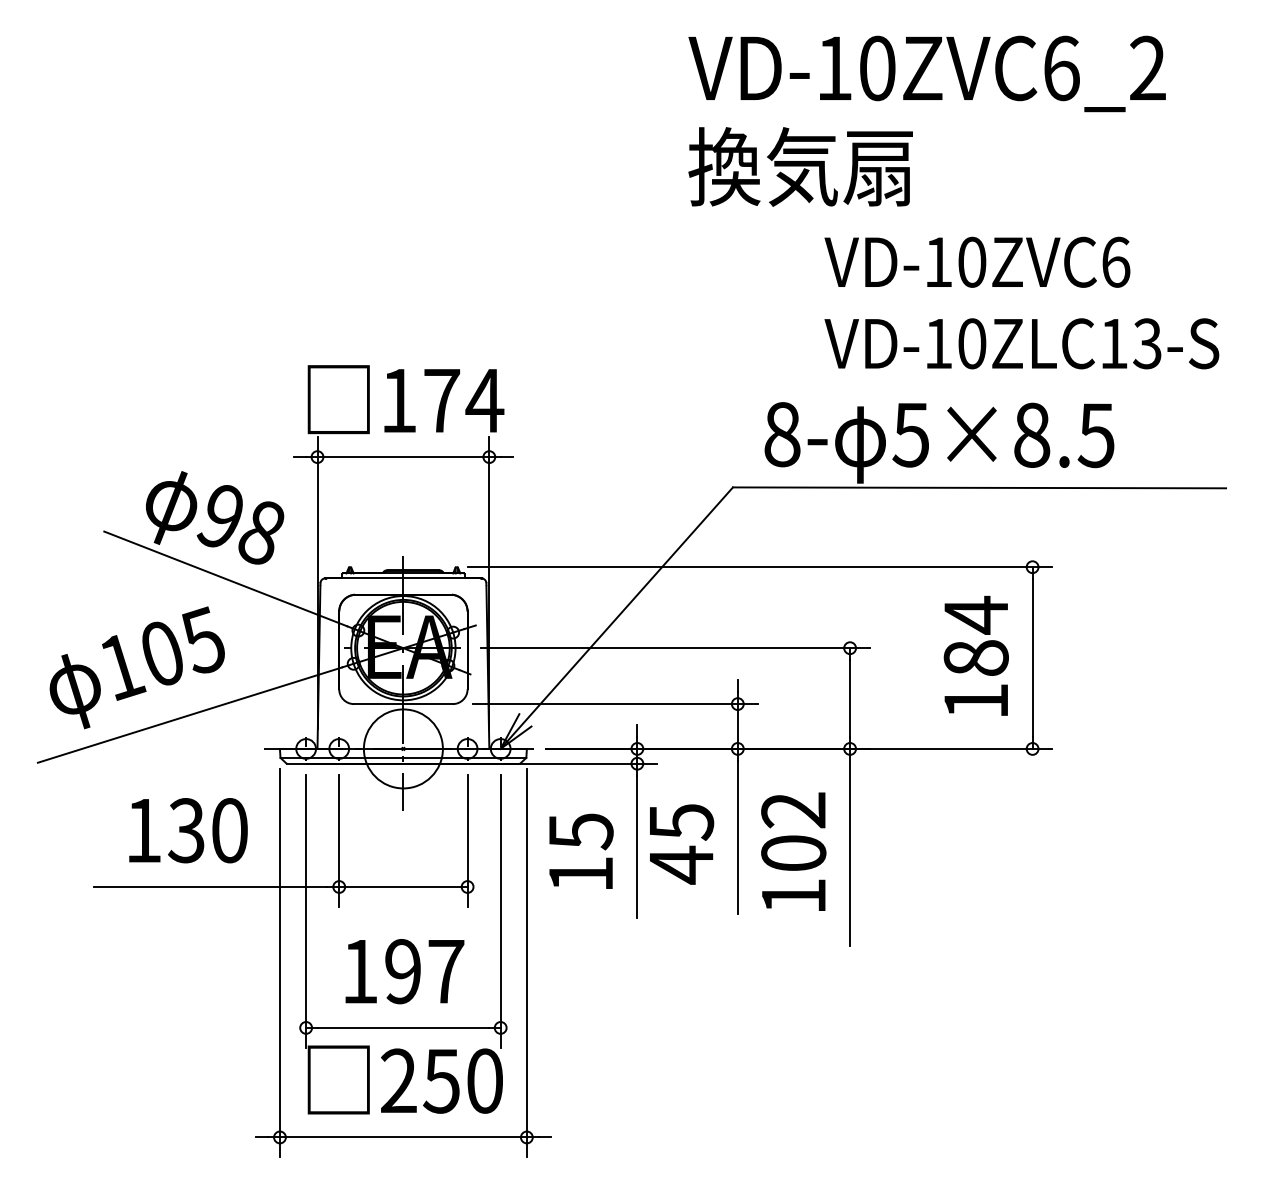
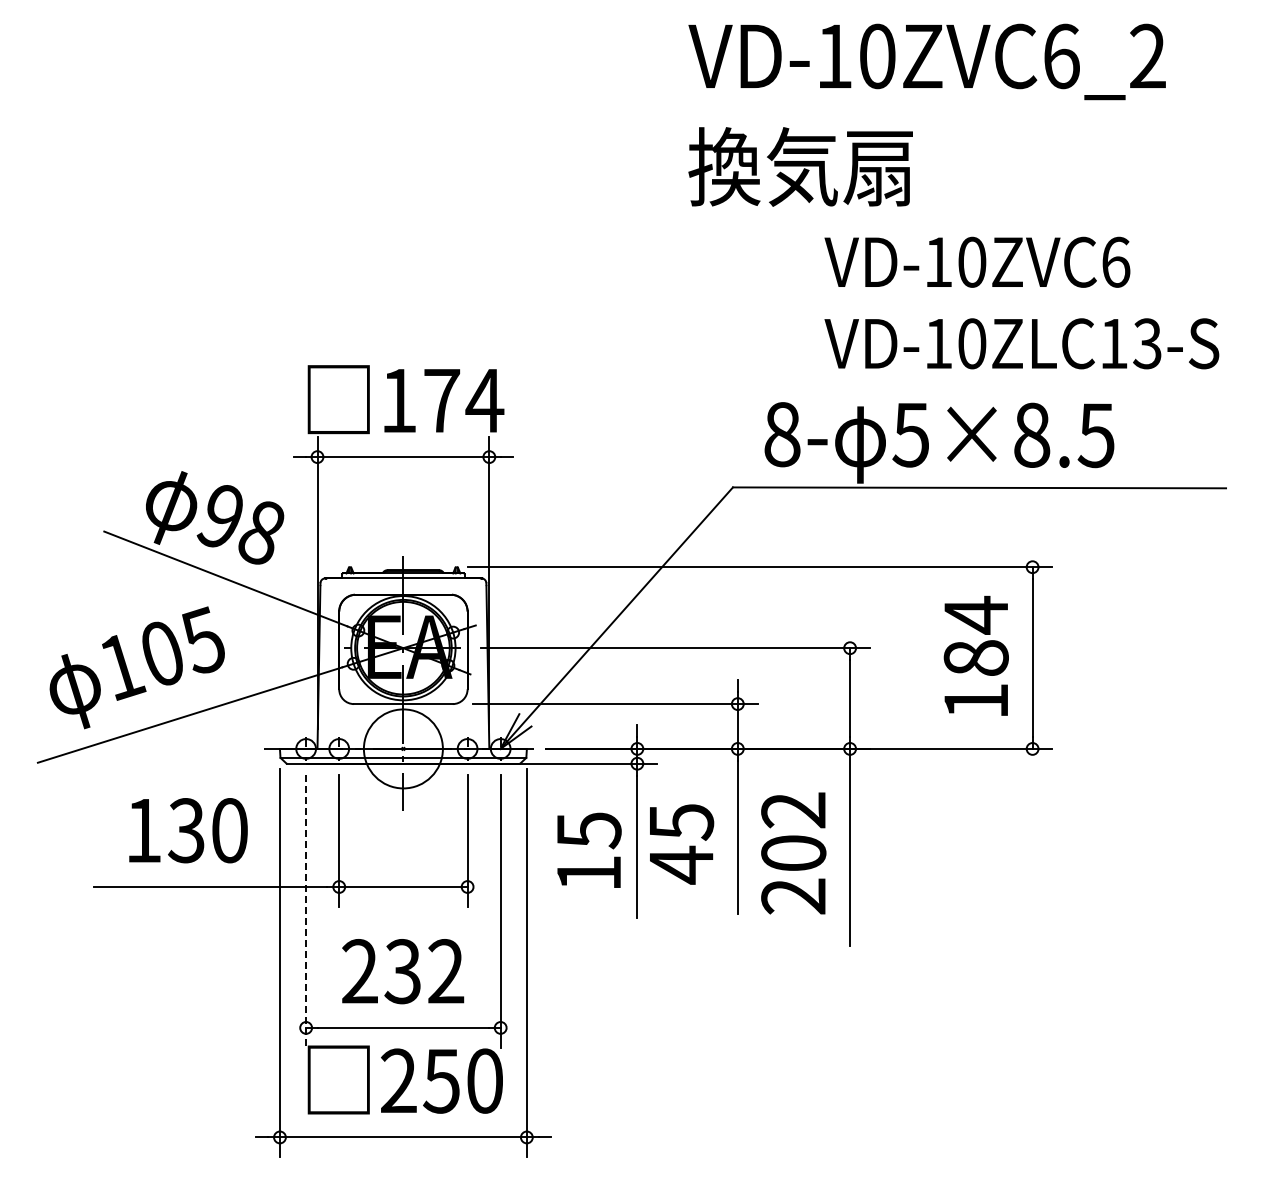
text position: (926, 73) -> (926, 61) (926, 61)
text position: (581, 850) -> (589, 849) (589, 849)
text: 102 -> 202 (793, 896)
line: solid -> dashed (306, 911)
text: 197 -> 232 (403, 971)
